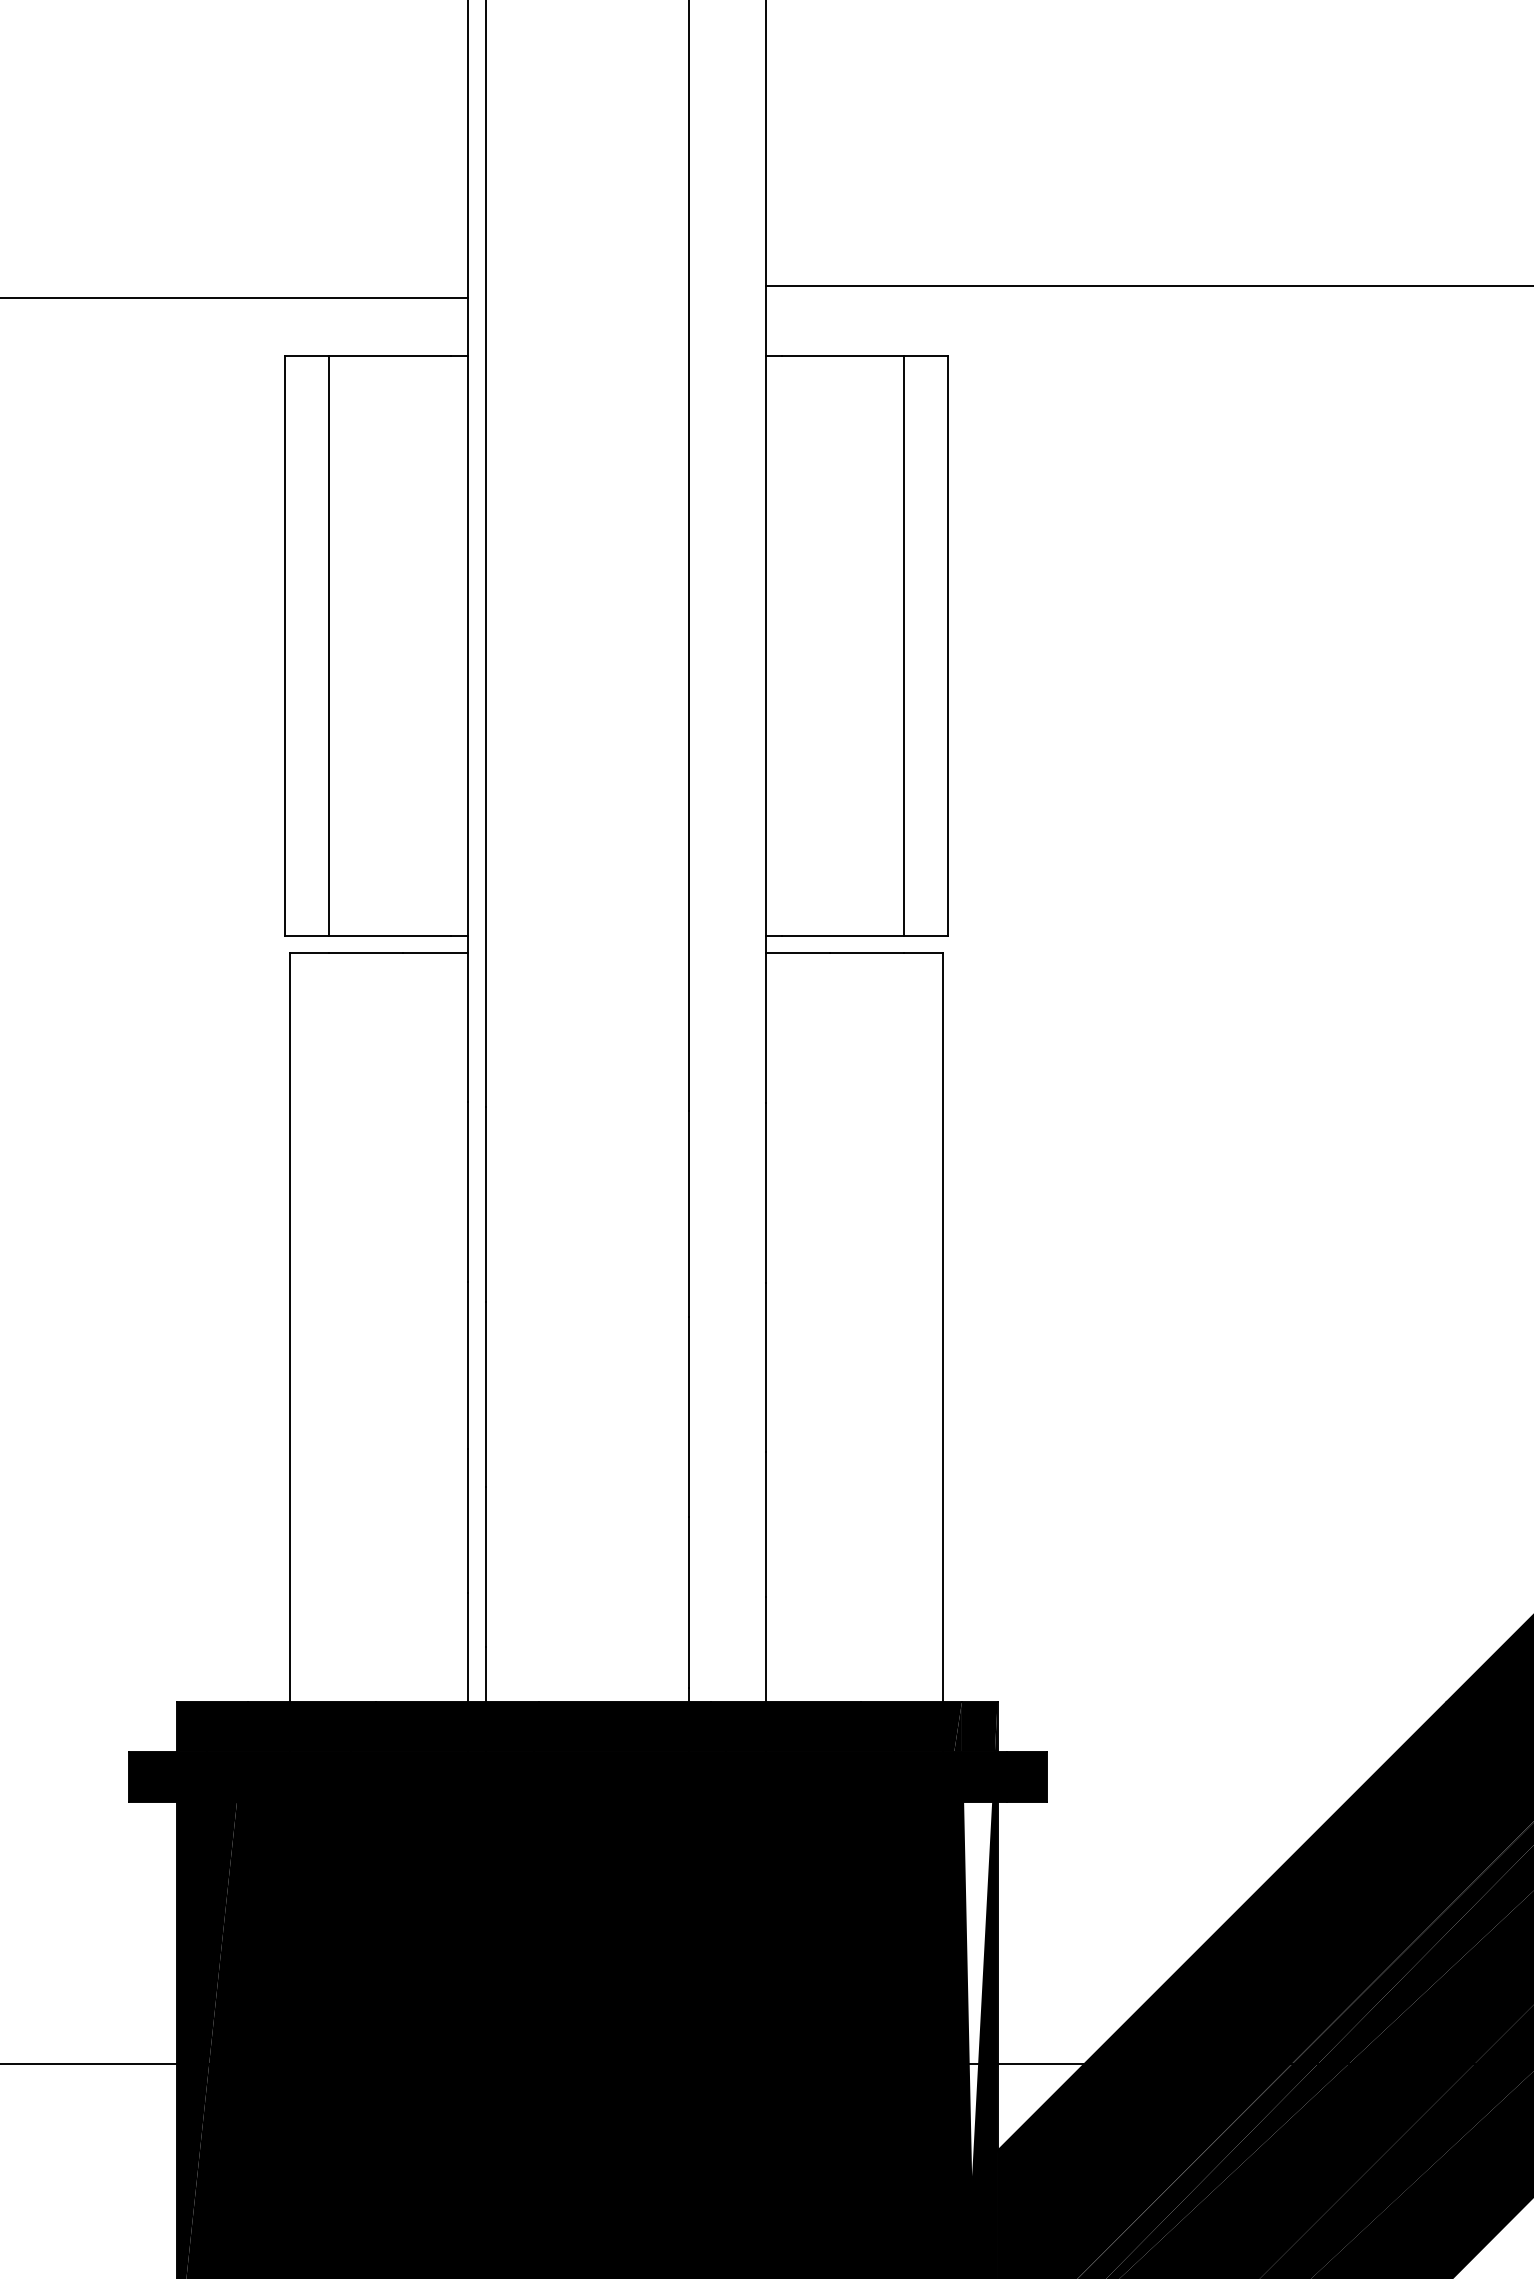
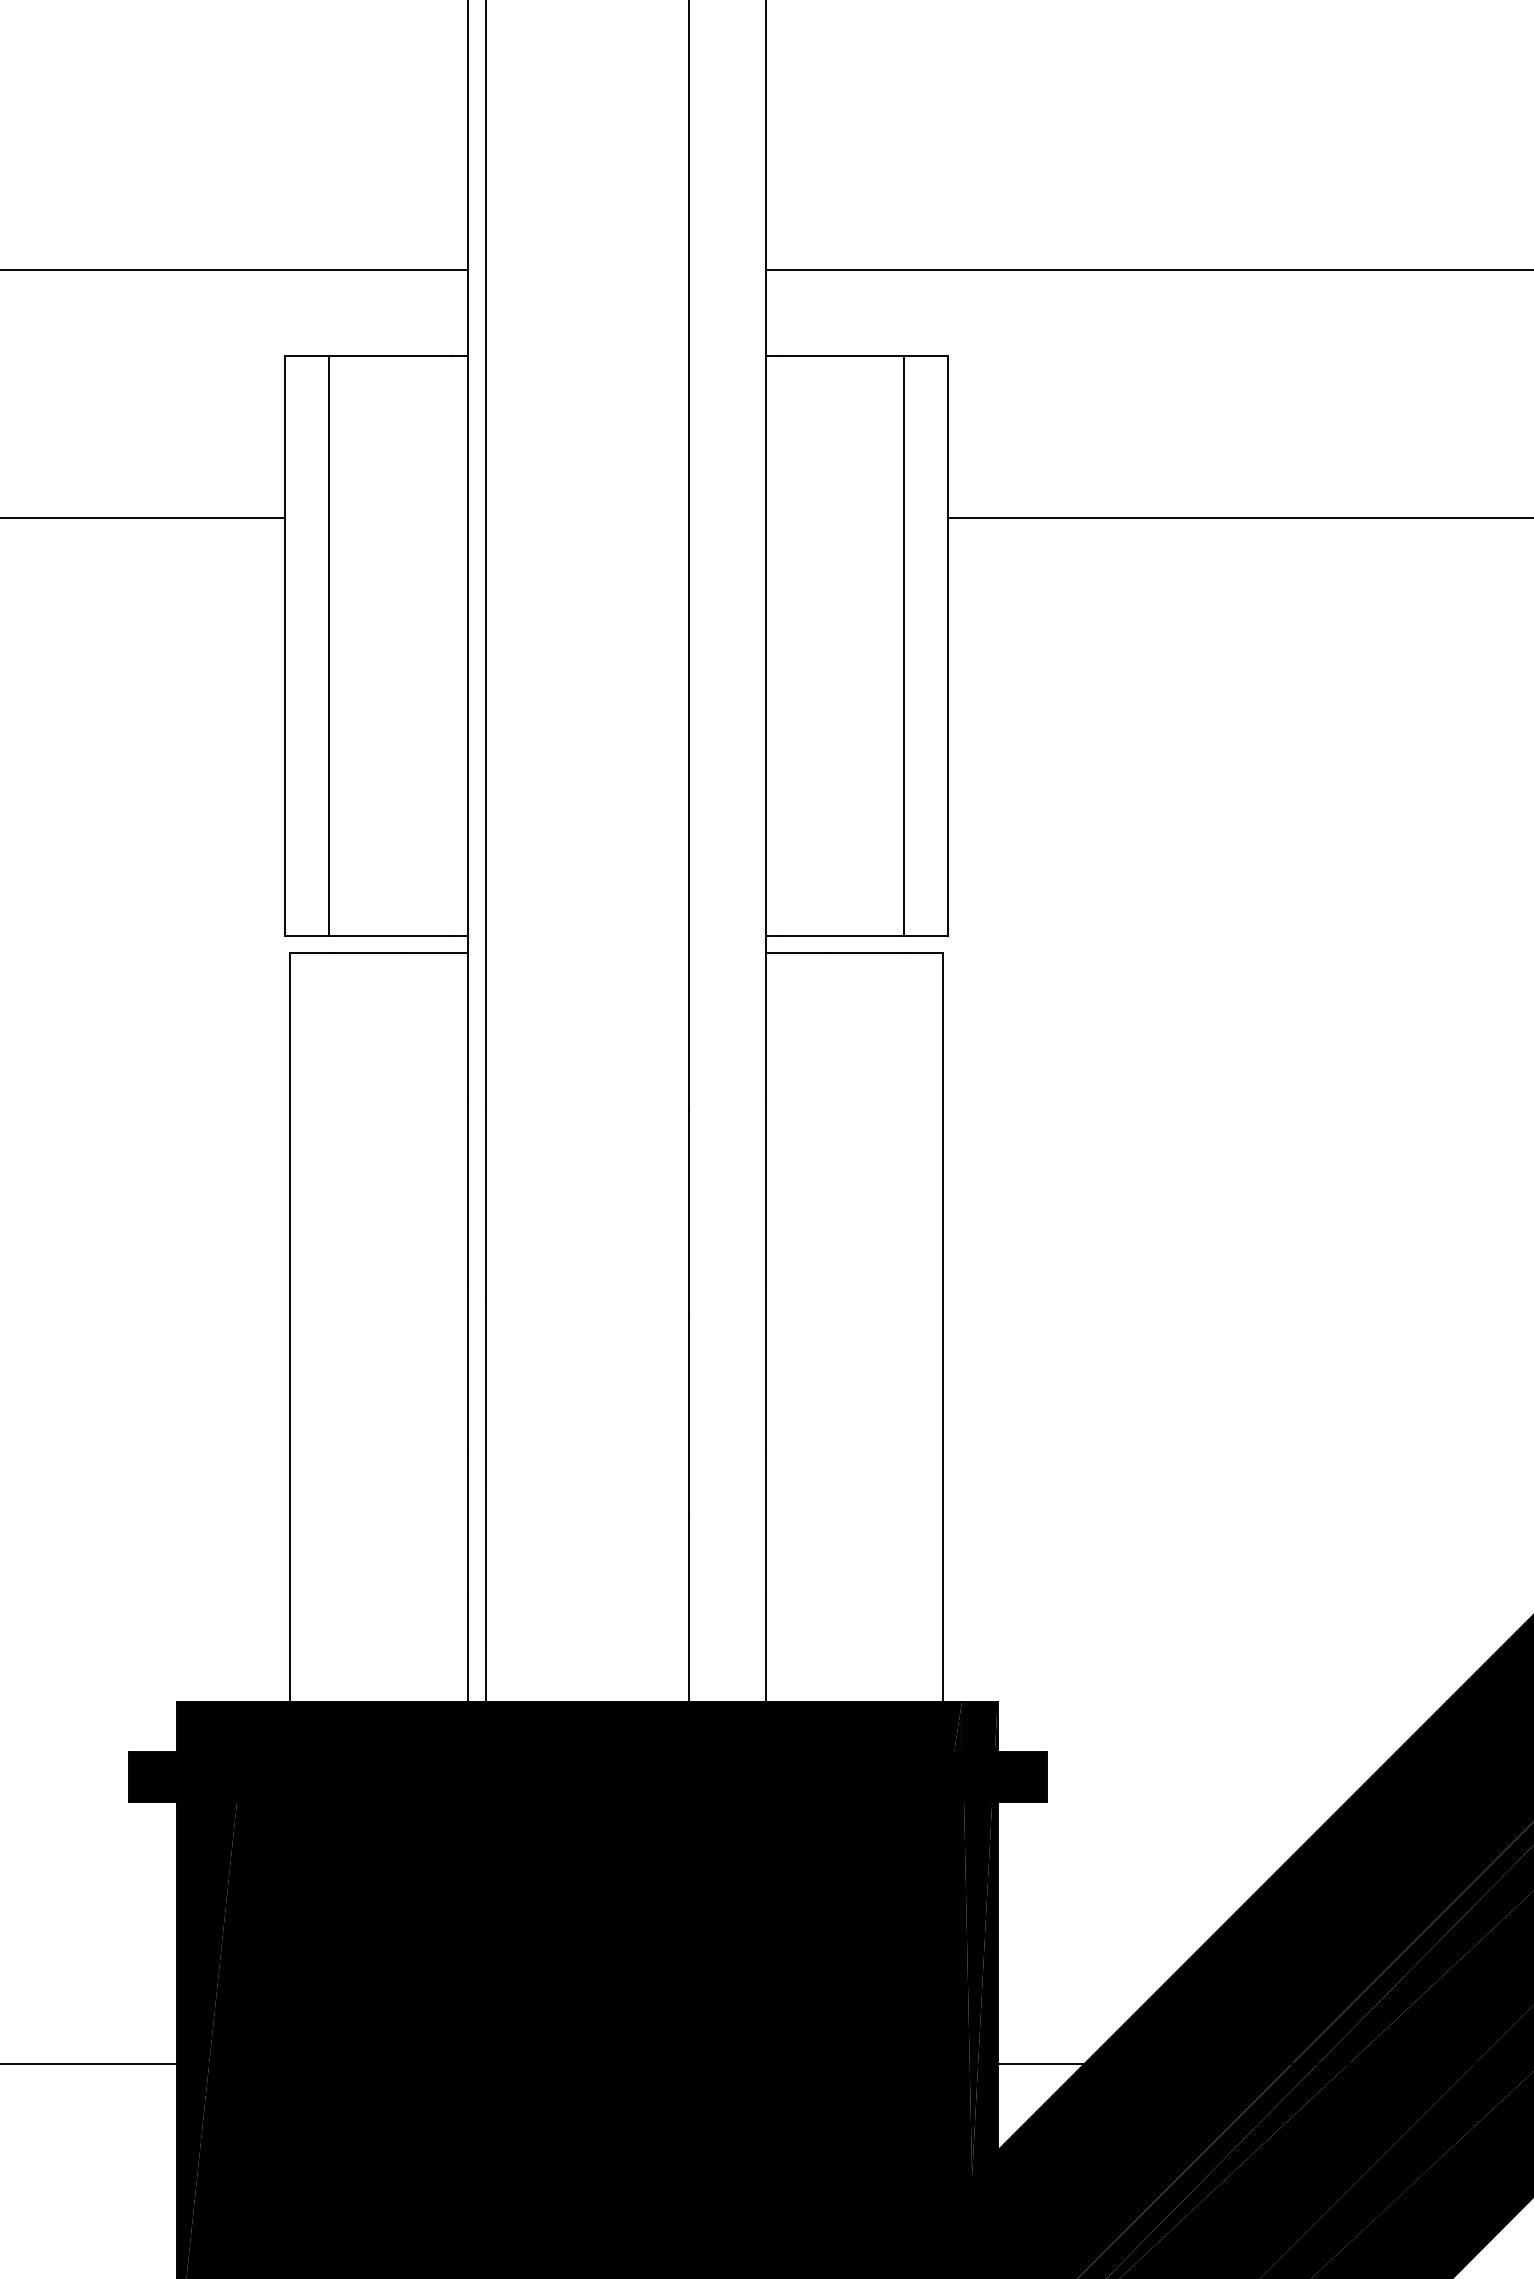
line position: (1147, 285) -> (1147, 269) (1147, 269)
line position: (234, 297) -> (234, 269) (234, 269)
line: none -> present (143, 518)
line: none -> present (1239, 518)
fill: none -> present (978, 1988)
